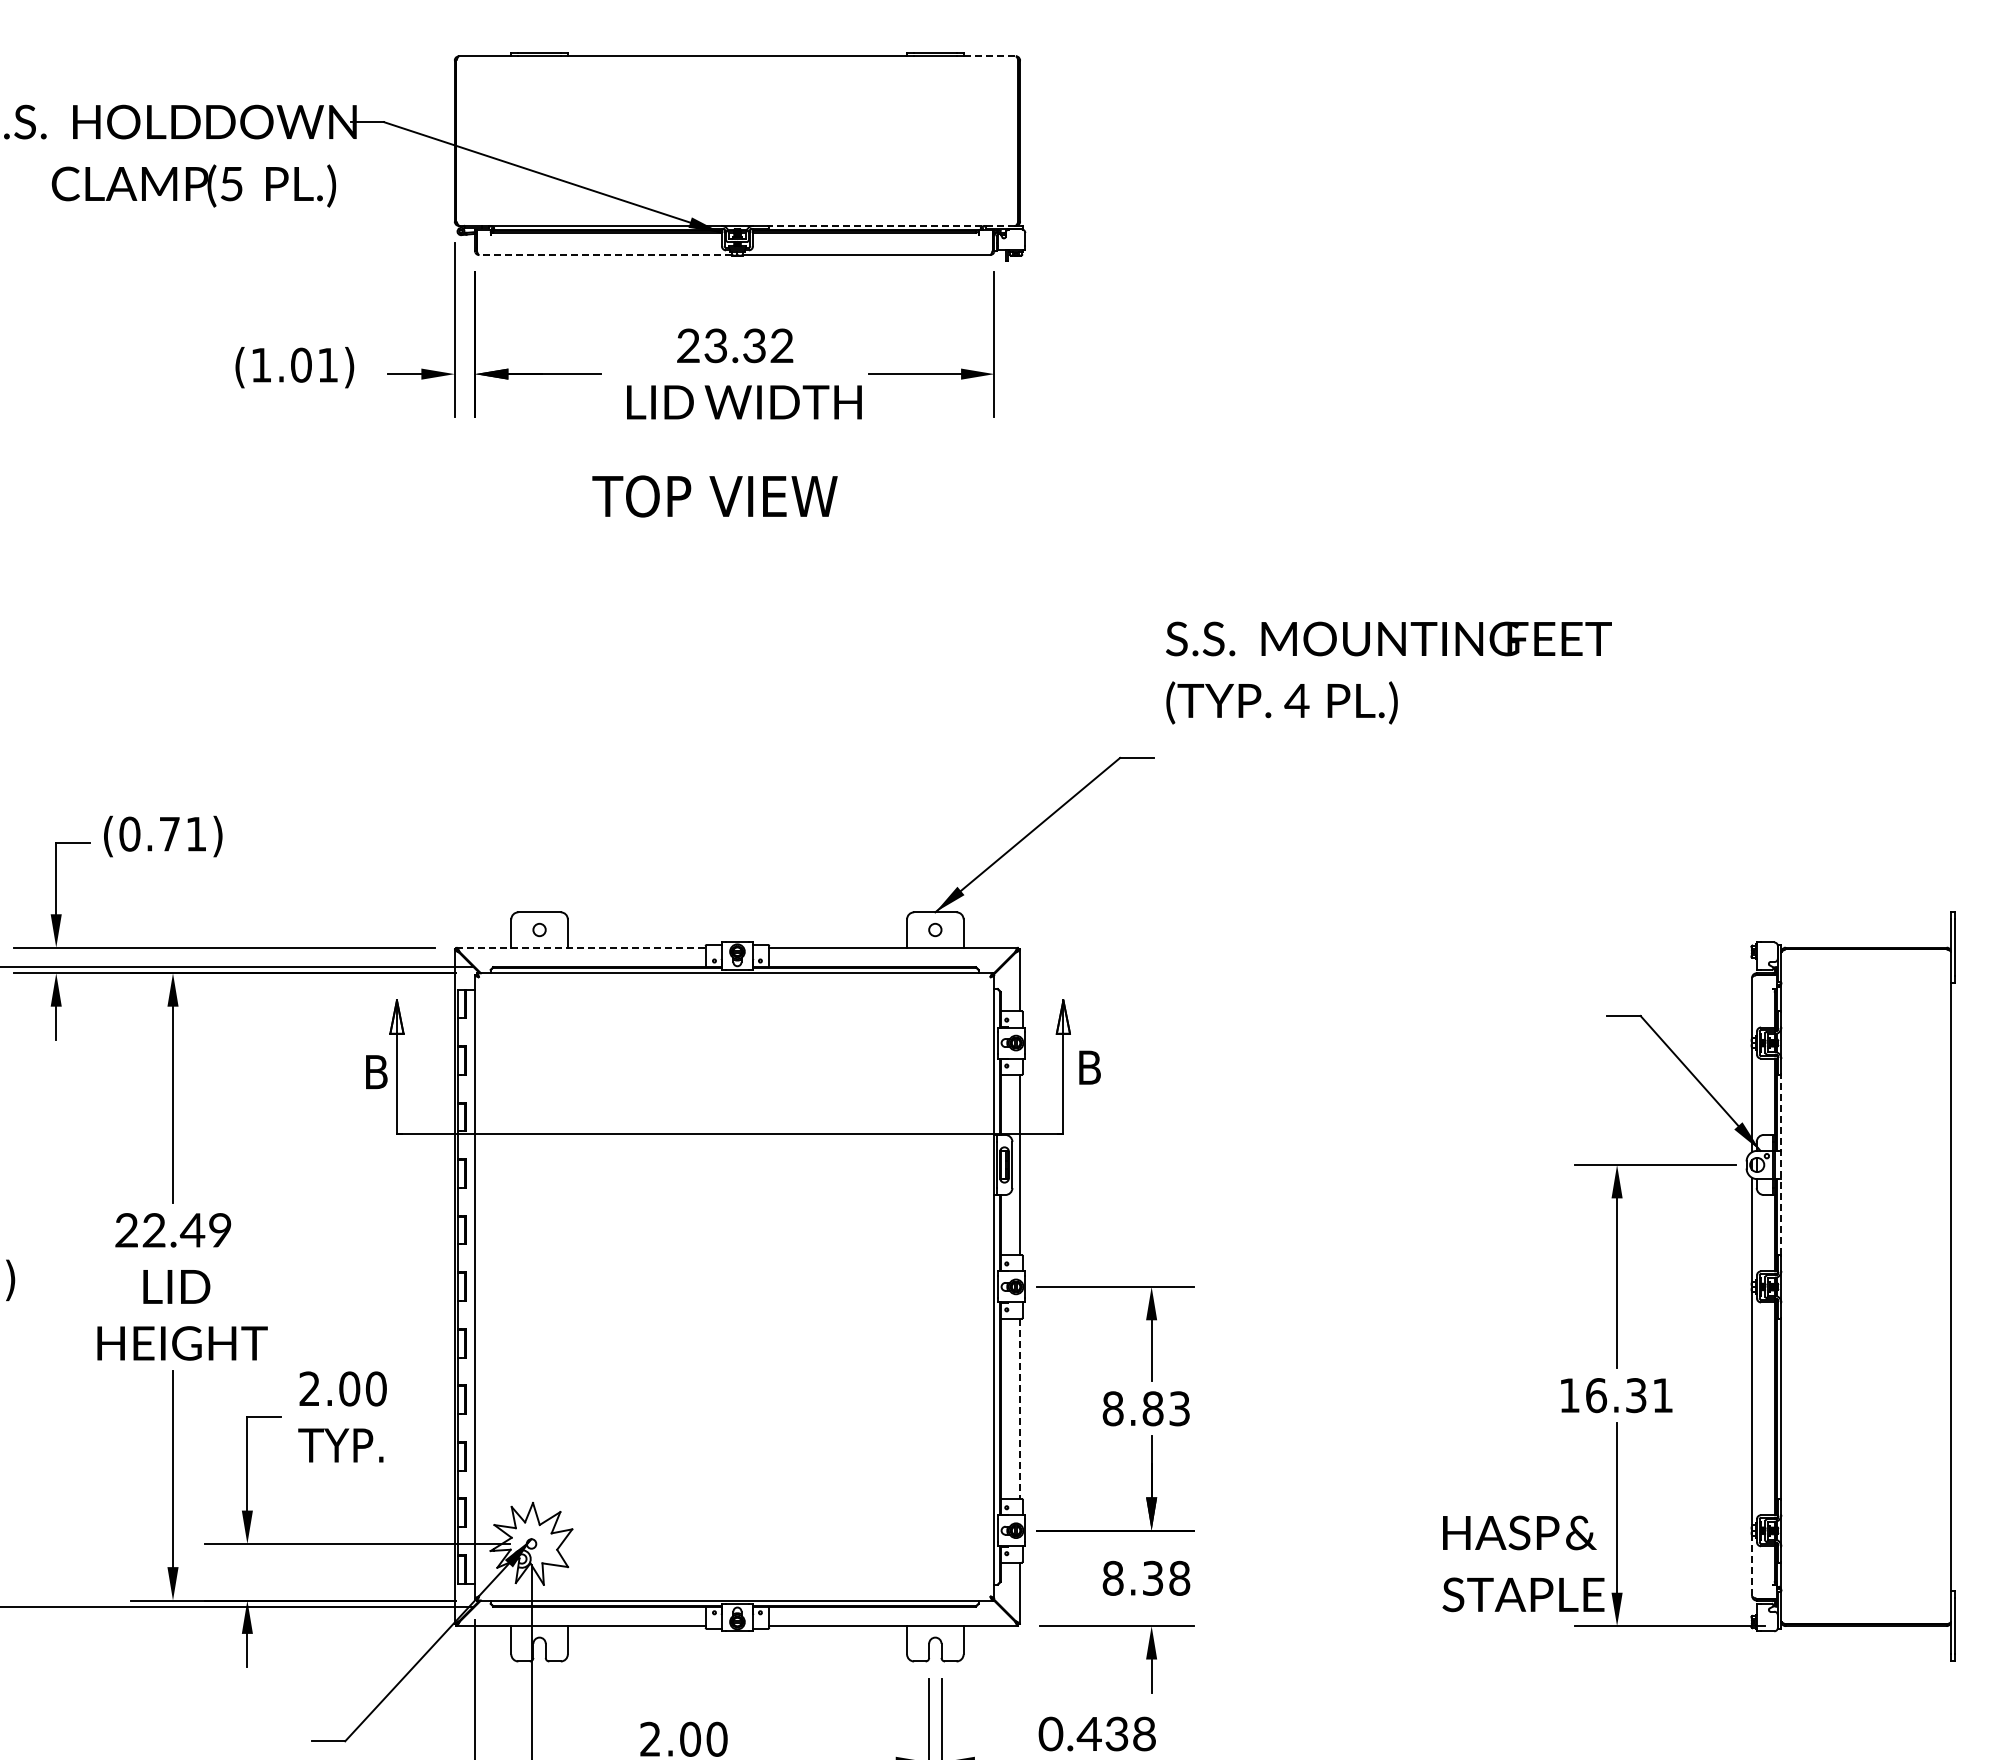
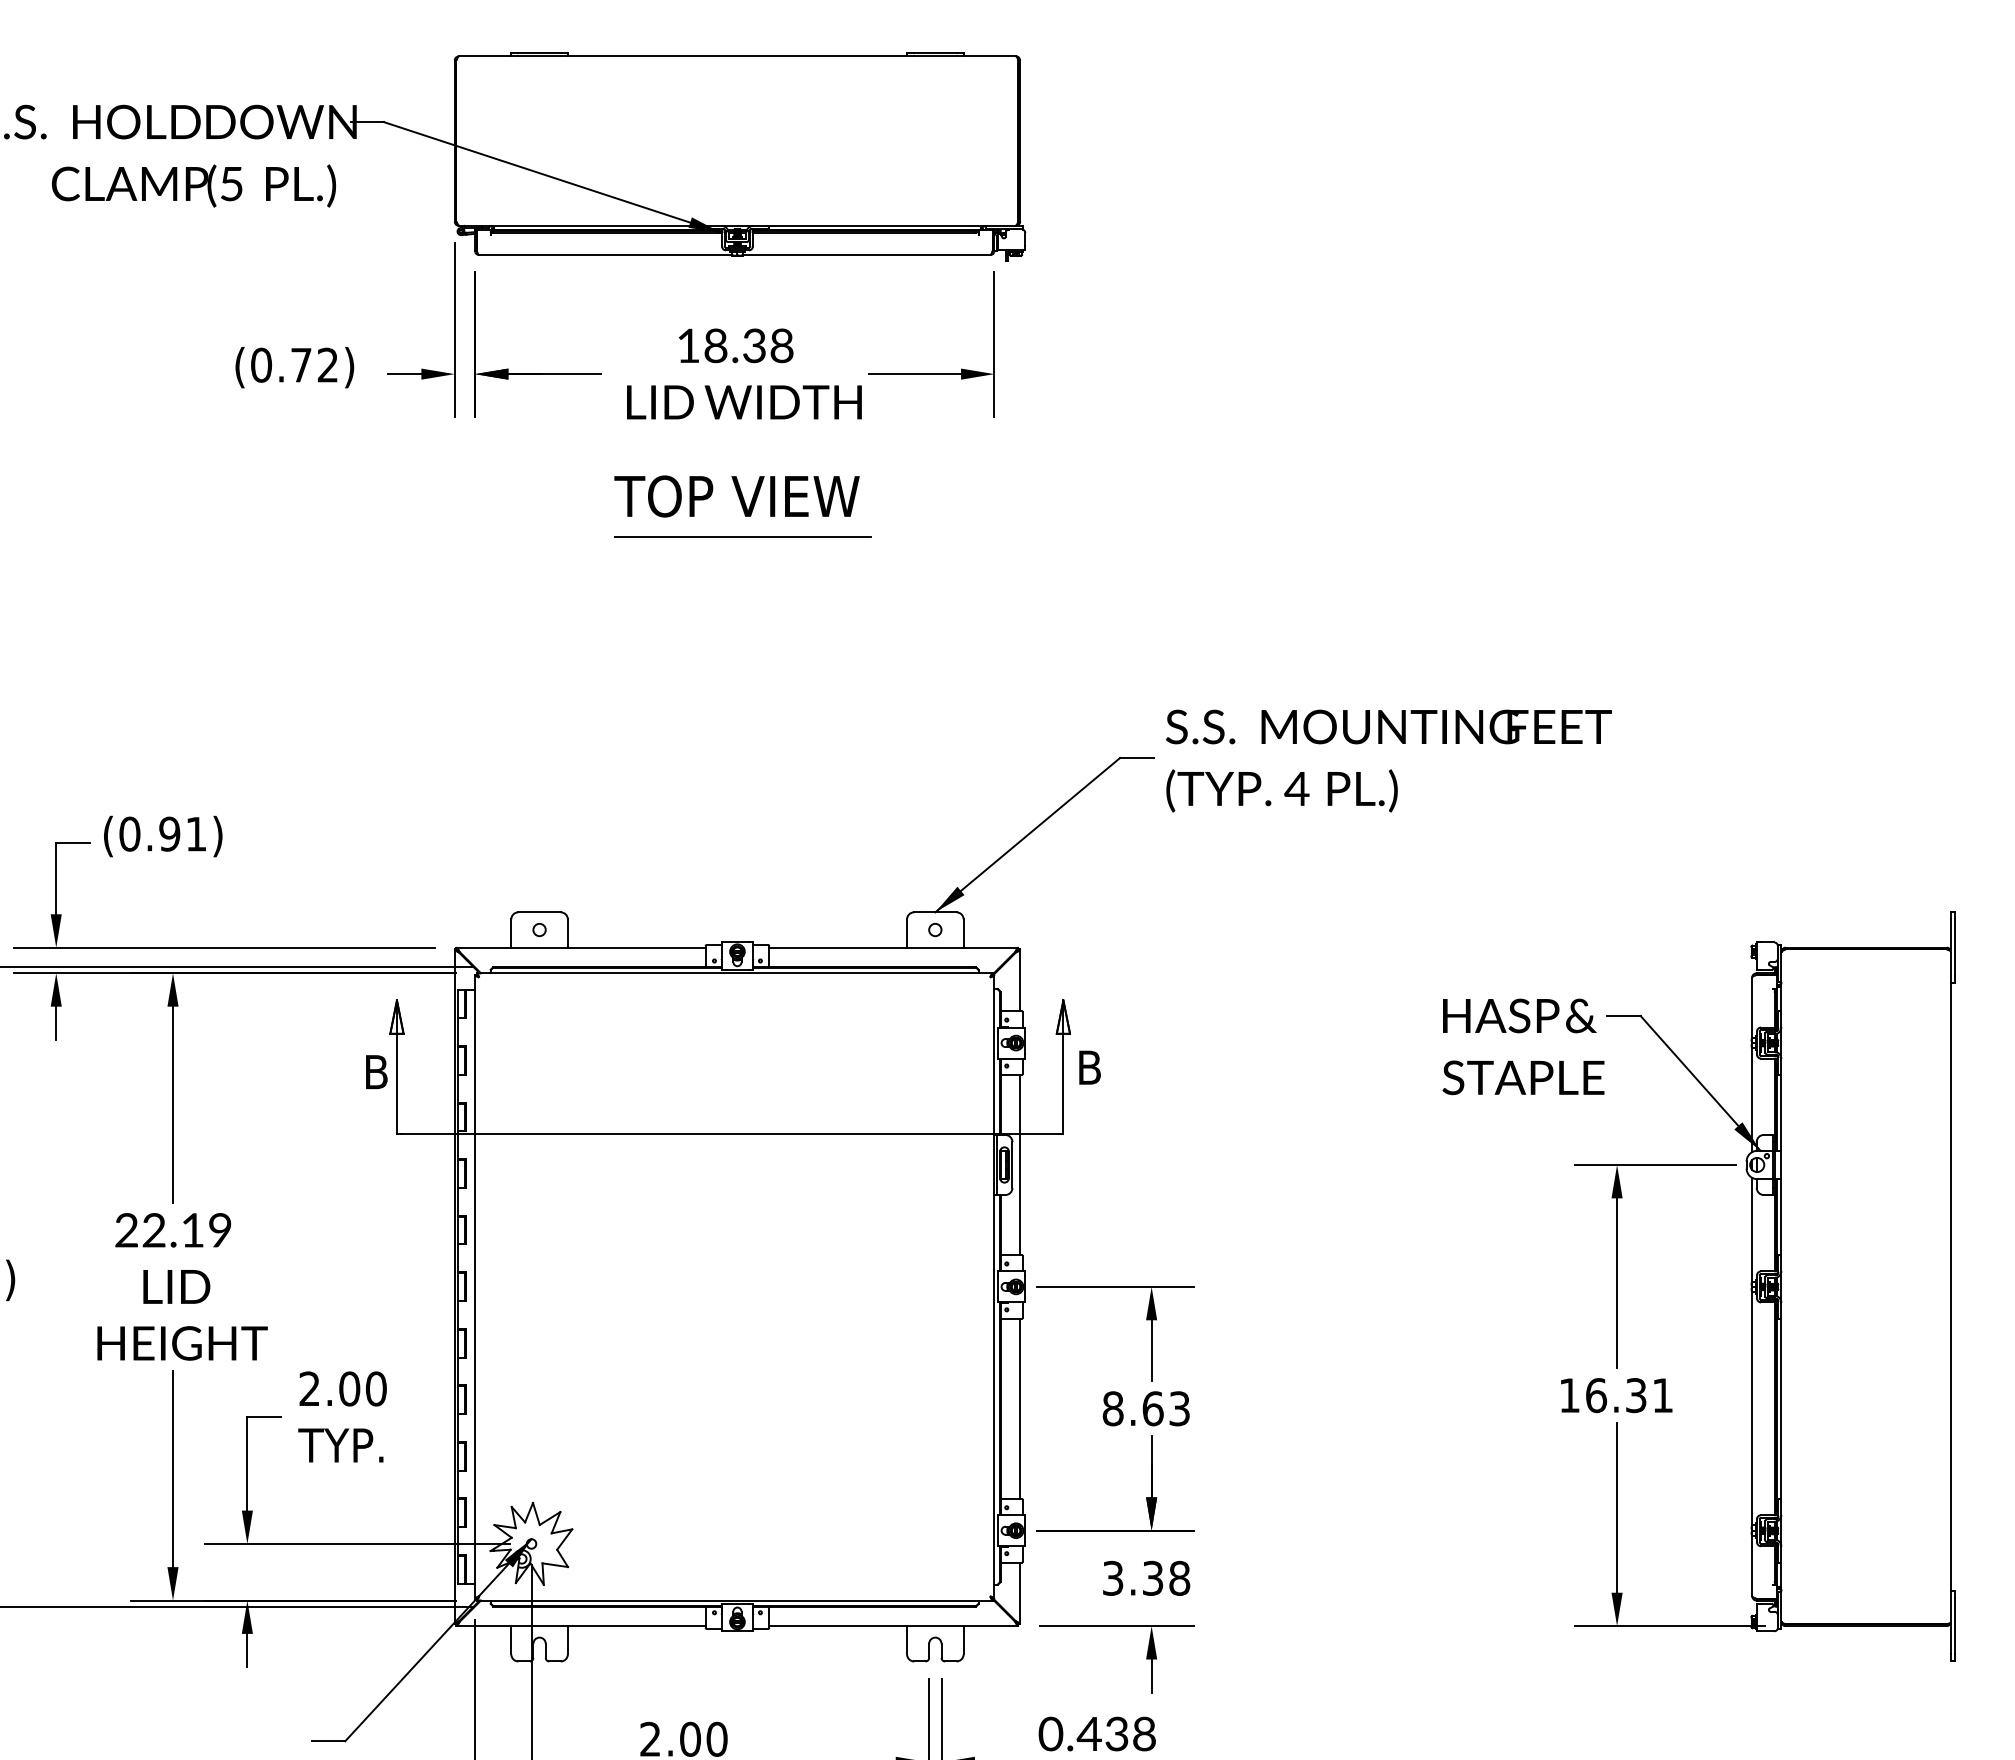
line: dashed -> solid (990, 56)
line: dashed -> solid (892, 225)
line: dashed -> solid (605, 255)
text: 23.32 -> 18.38 (735, 345)
text: (1.01) -> (0.72) (294, 364)
text position: (714, 496) -> (736, 496) (736, 496)
line: none -> present (742, 536)
text position: (1388, 672) -> (1388, 760) (1388, 760)
text: (0.71) -> (0.91) (169, 833)
line: dashed -> solid (581, 947)
line: dashed -> solid (1781, 1164)
text: 22.49 -> 22.19 (192, 1230)
text: 8.83 -> 8.63 (1152, 1408)
line: dashed -> solid (1020, 1409)
text position: (1523, 1563) -> (1523, 1046) (1523, 1046)
line: dashed -> solid (1752, 1565)
text: 8.38 -> 3.38 (1112, 1578)
